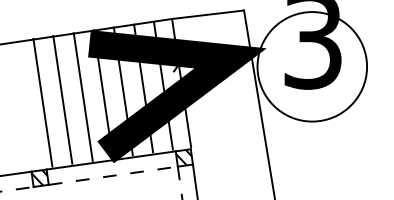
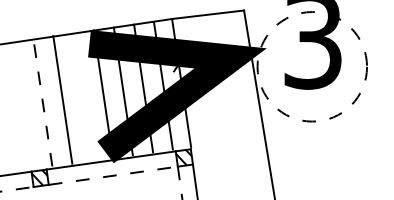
circle: solid -> dashed (312, 66)
line: present -> none (82, 96)
line: solid -> dashed (42, 102)
